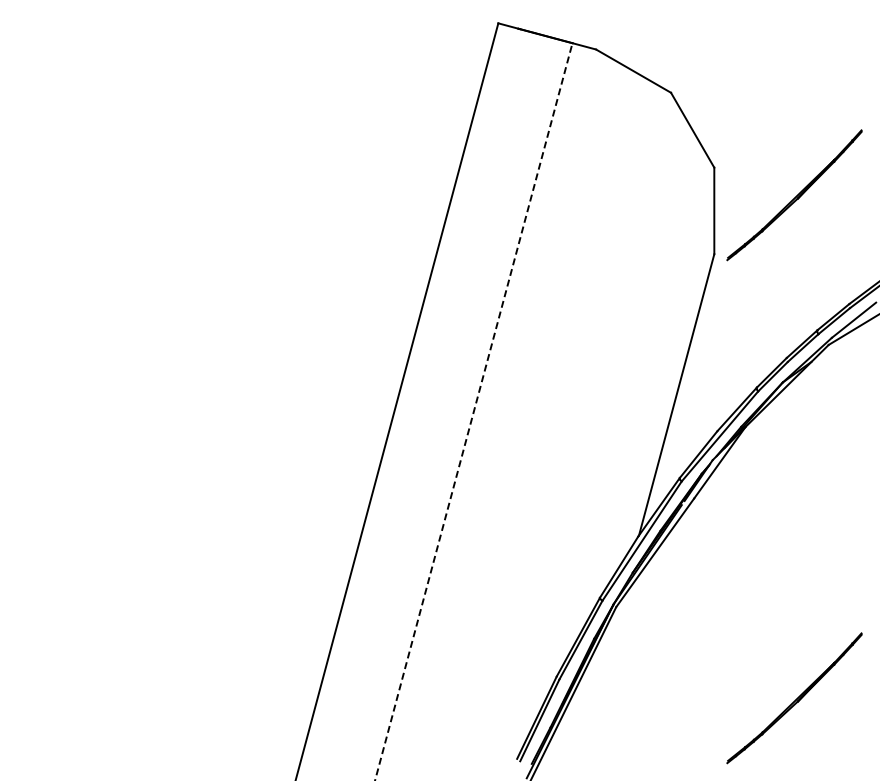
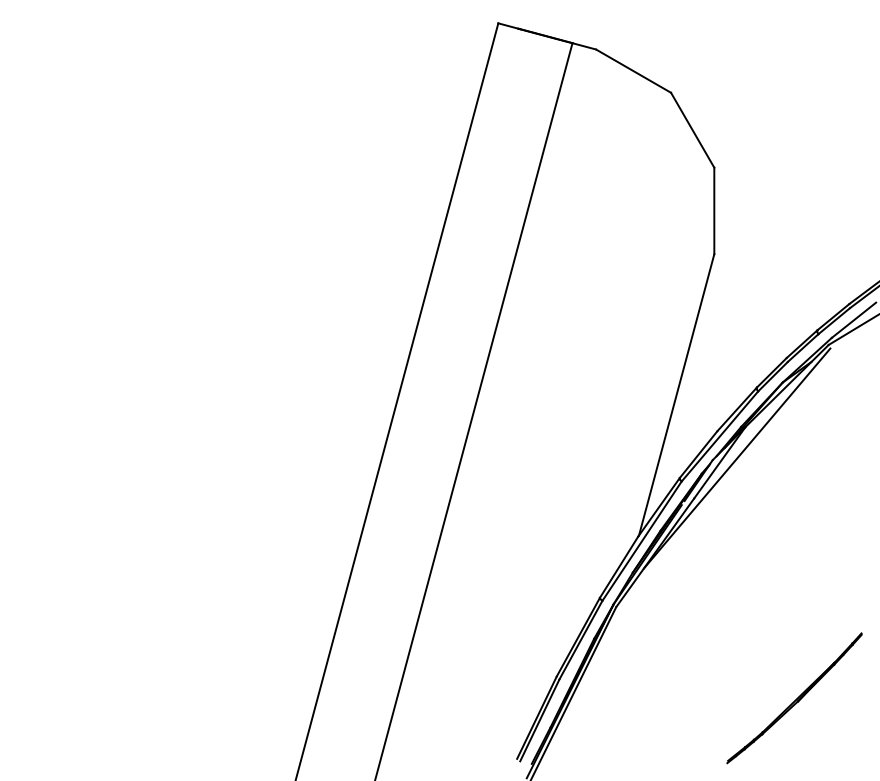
part: present -> none (794, 195)
line: dashed -> solid (473, 411)
line: none -> present (736, 458)
